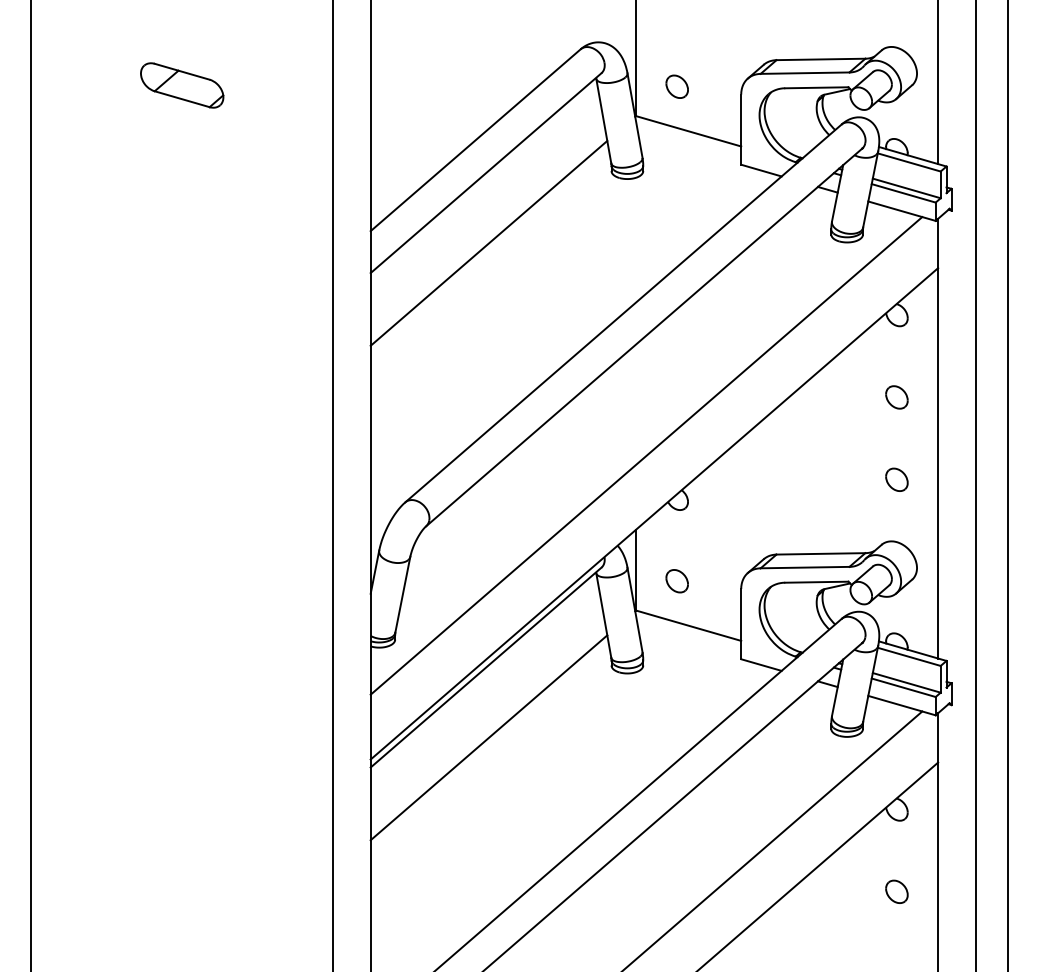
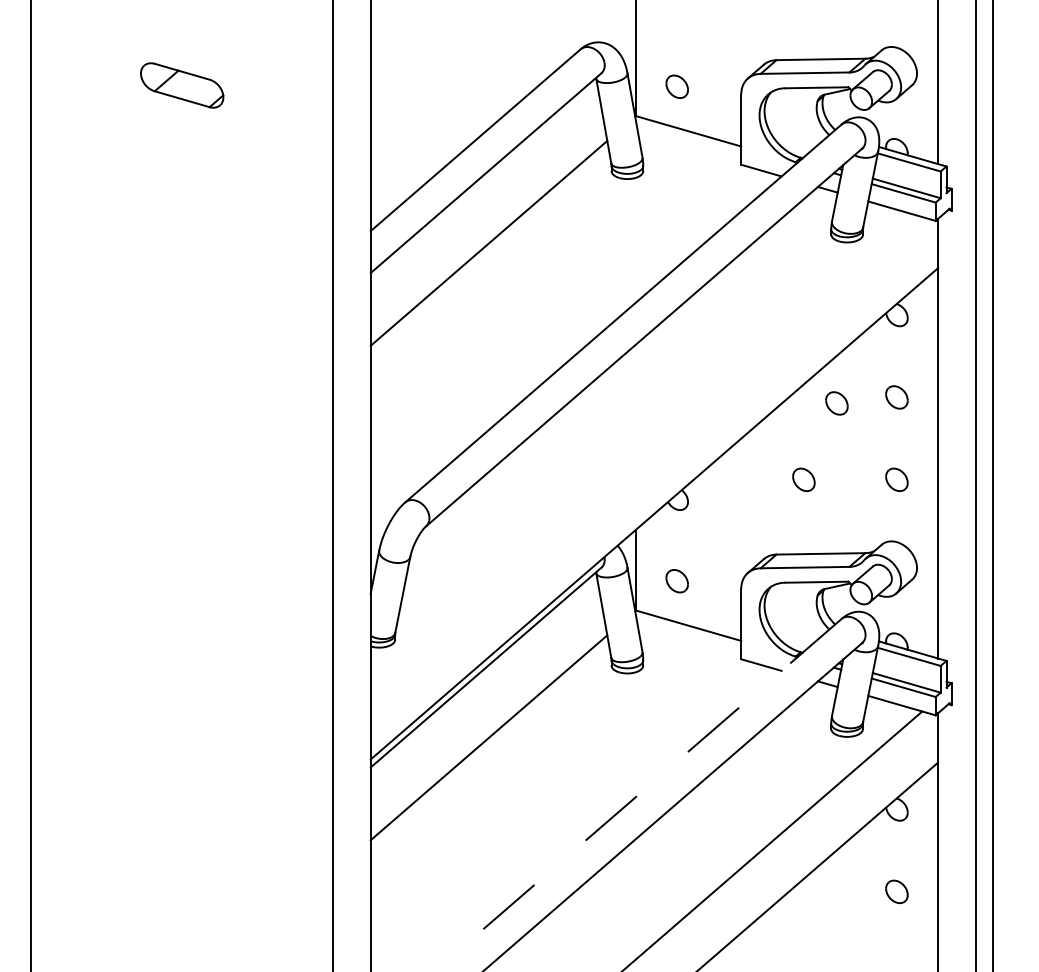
part: none -> present (836, 403)
line: present -> none (646, 455)
part: none -> present (803, 479)
line position: (1007, 485) -> (992, 485) (992, 485)
line: solid -> dashed (637, 795)
